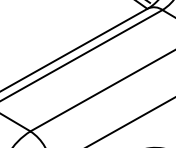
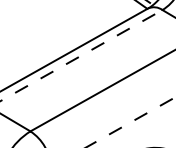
line: solid -> dashed (81, 55)
line: solid -> dashed (130, 122)
